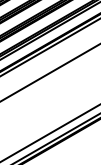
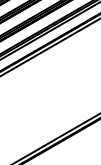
line: present -> none (49, 72)
line: present -> none (49, 133)
